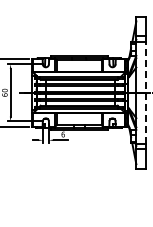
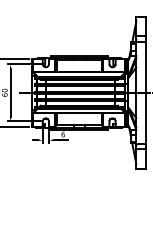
line: dashed -> solid (145, 92)
